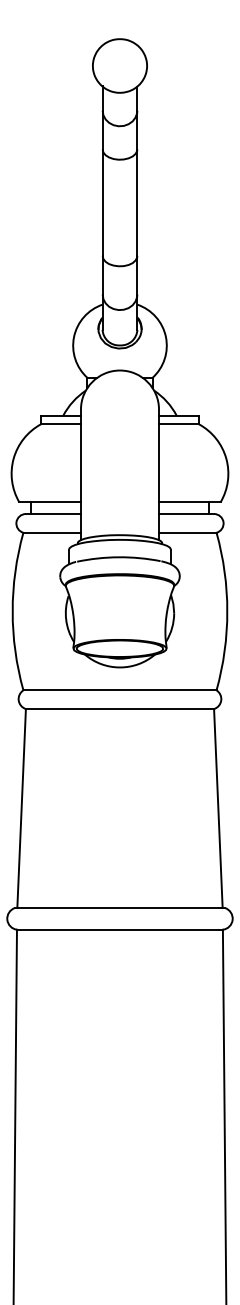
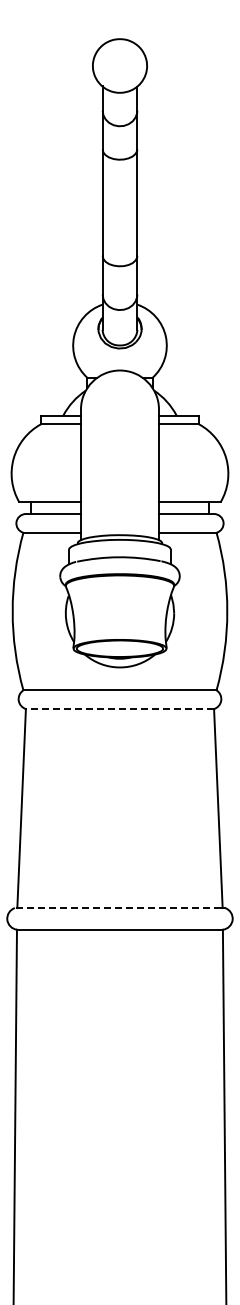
line: solid -> dashed (119, 709)
line: solid -> dashed (117, 908)
